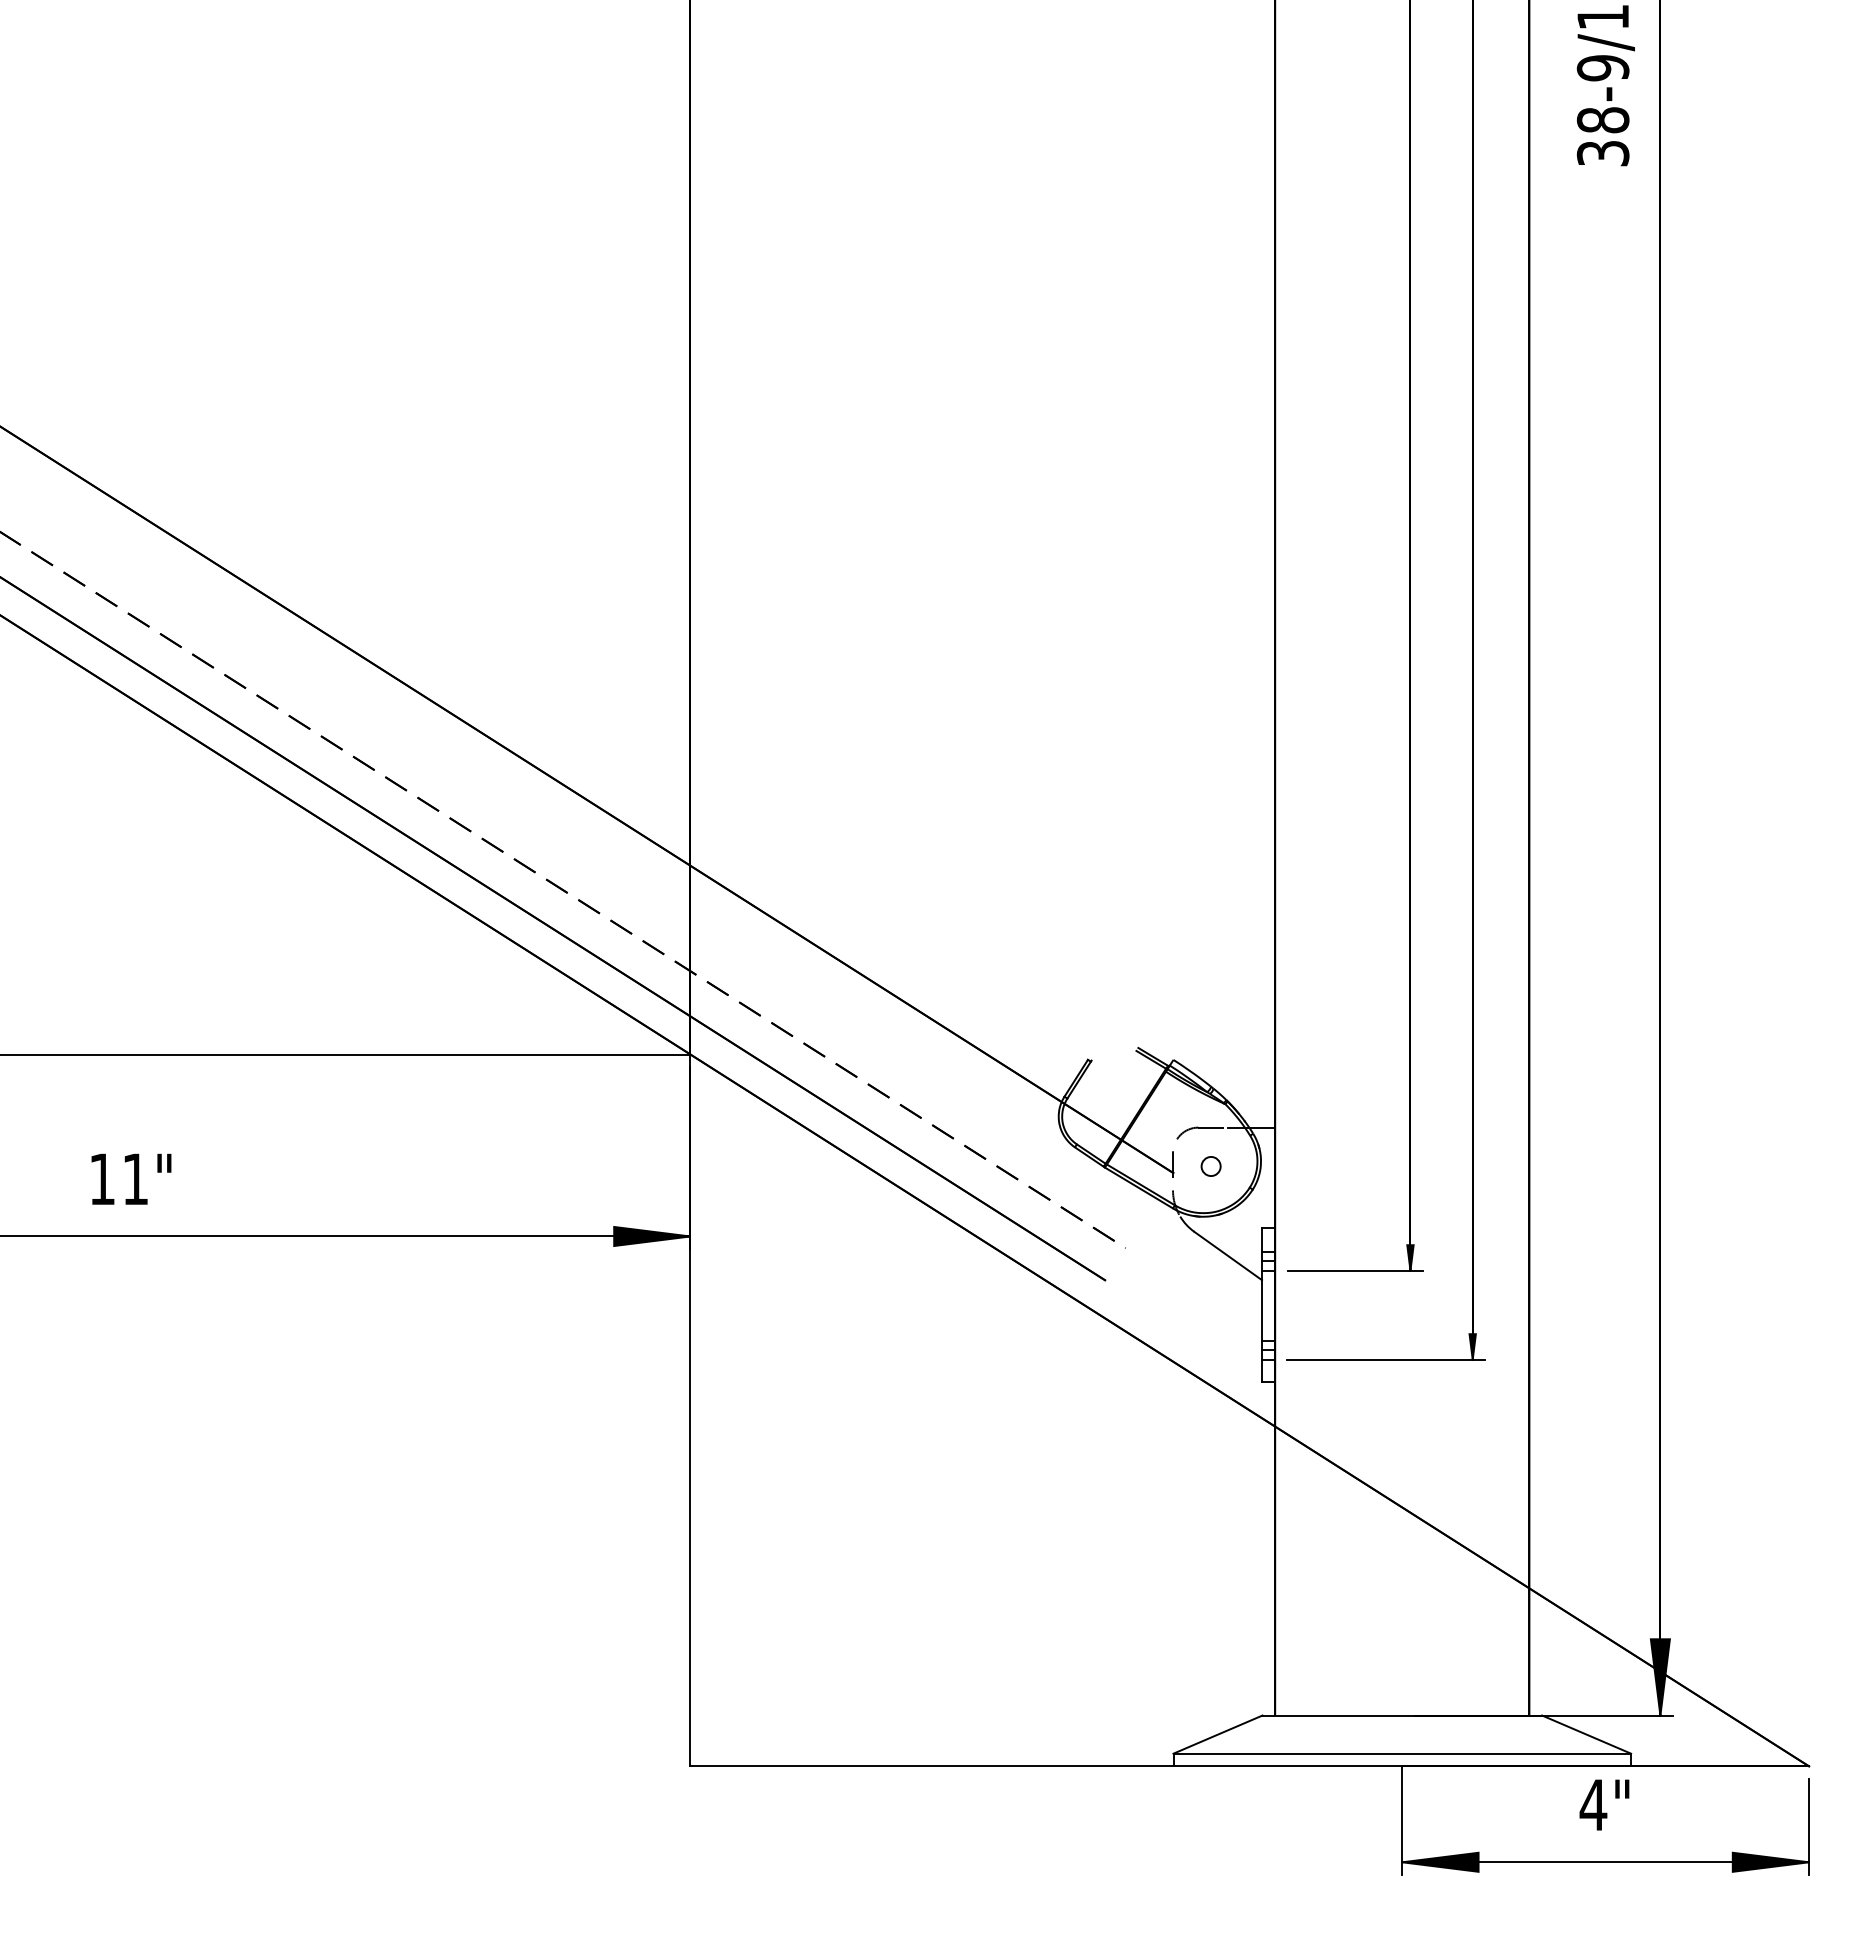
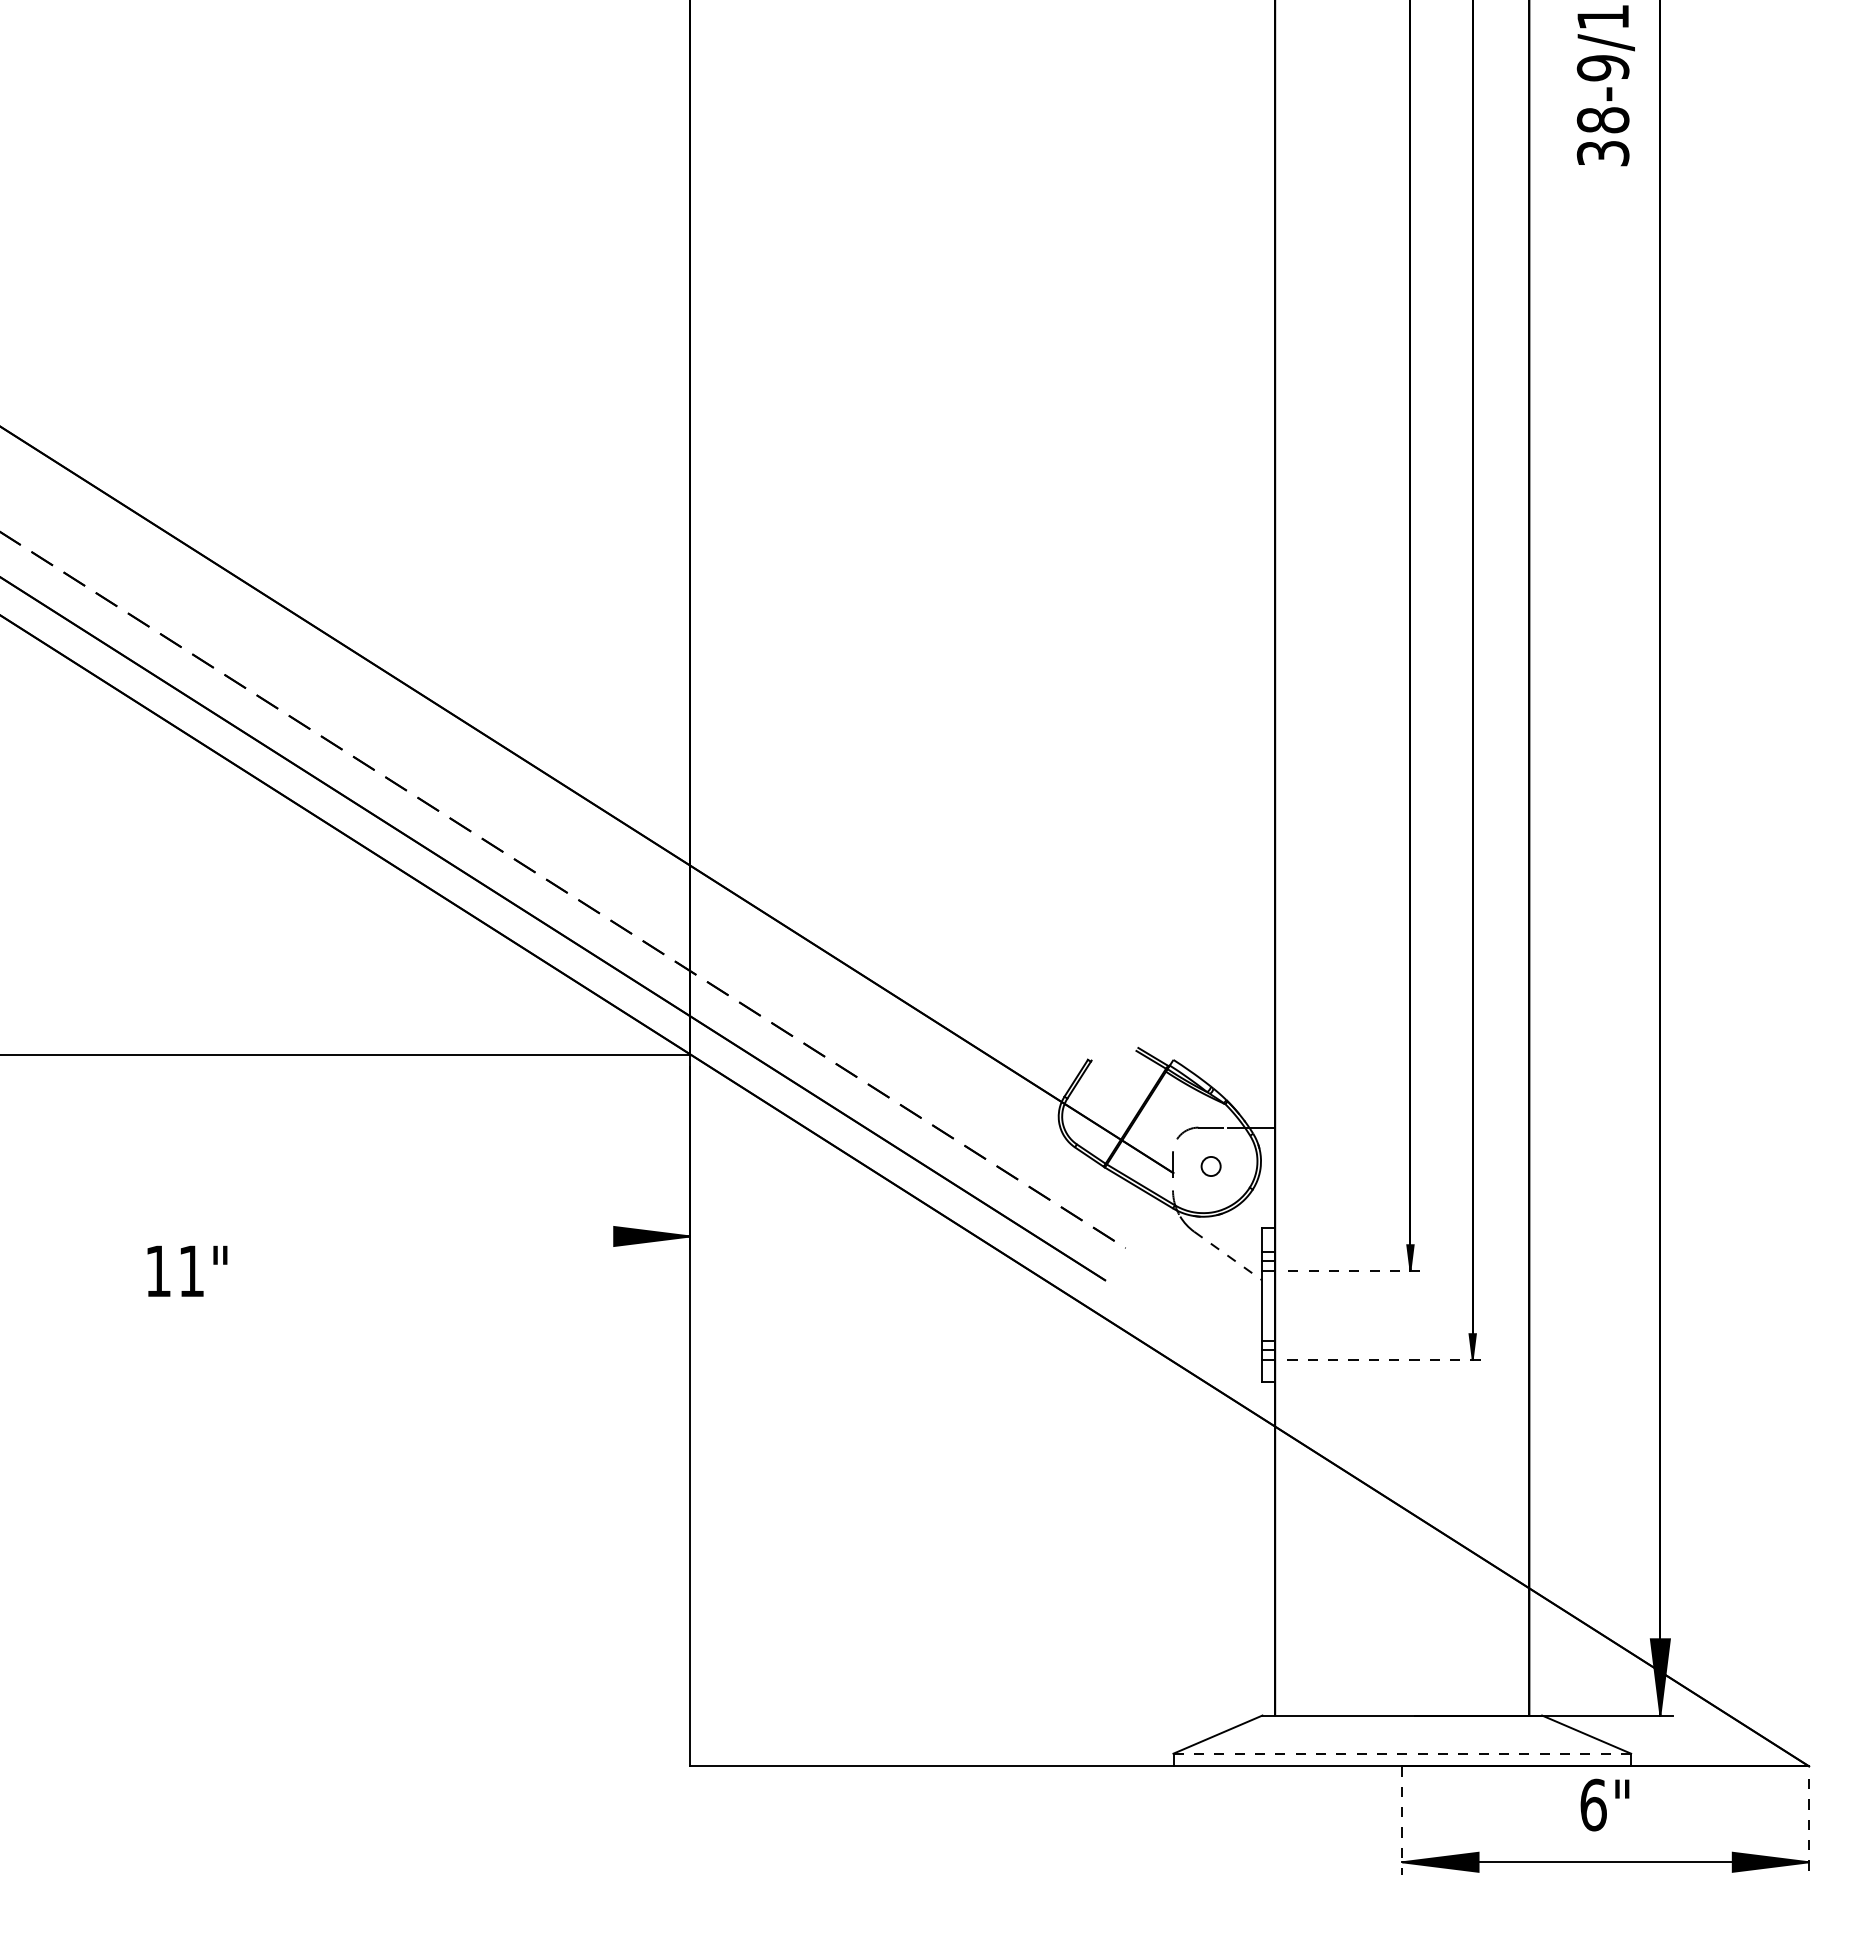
text position: (131, 1178) -> (187, 1270) (187, 1270)
line: present -> none (346, 1236)
line: solid -> dashed (1228, 1255)
line: solid -> dashed (1356, 1270)
line: solid -> dashed (1386, 1359)
line: solid -> dashed (1402, 1753)
text: 4" -> 6" (1593, 1804)
line: solid -> dashed (1402, 1821)
line: solid -> dashed (1809, 1827)
